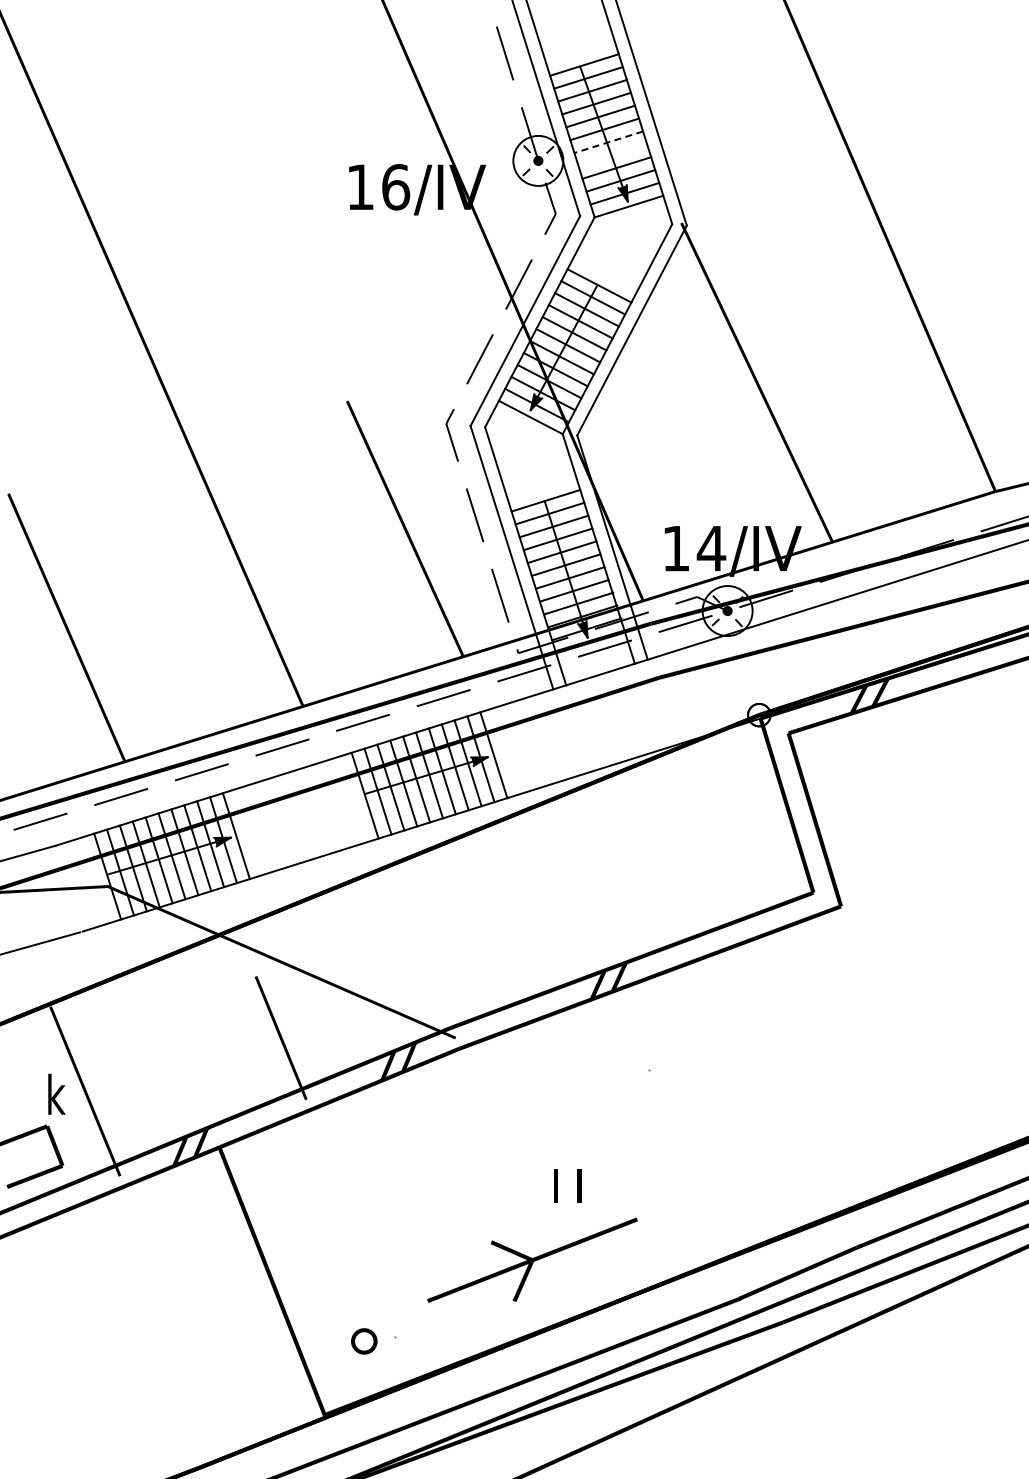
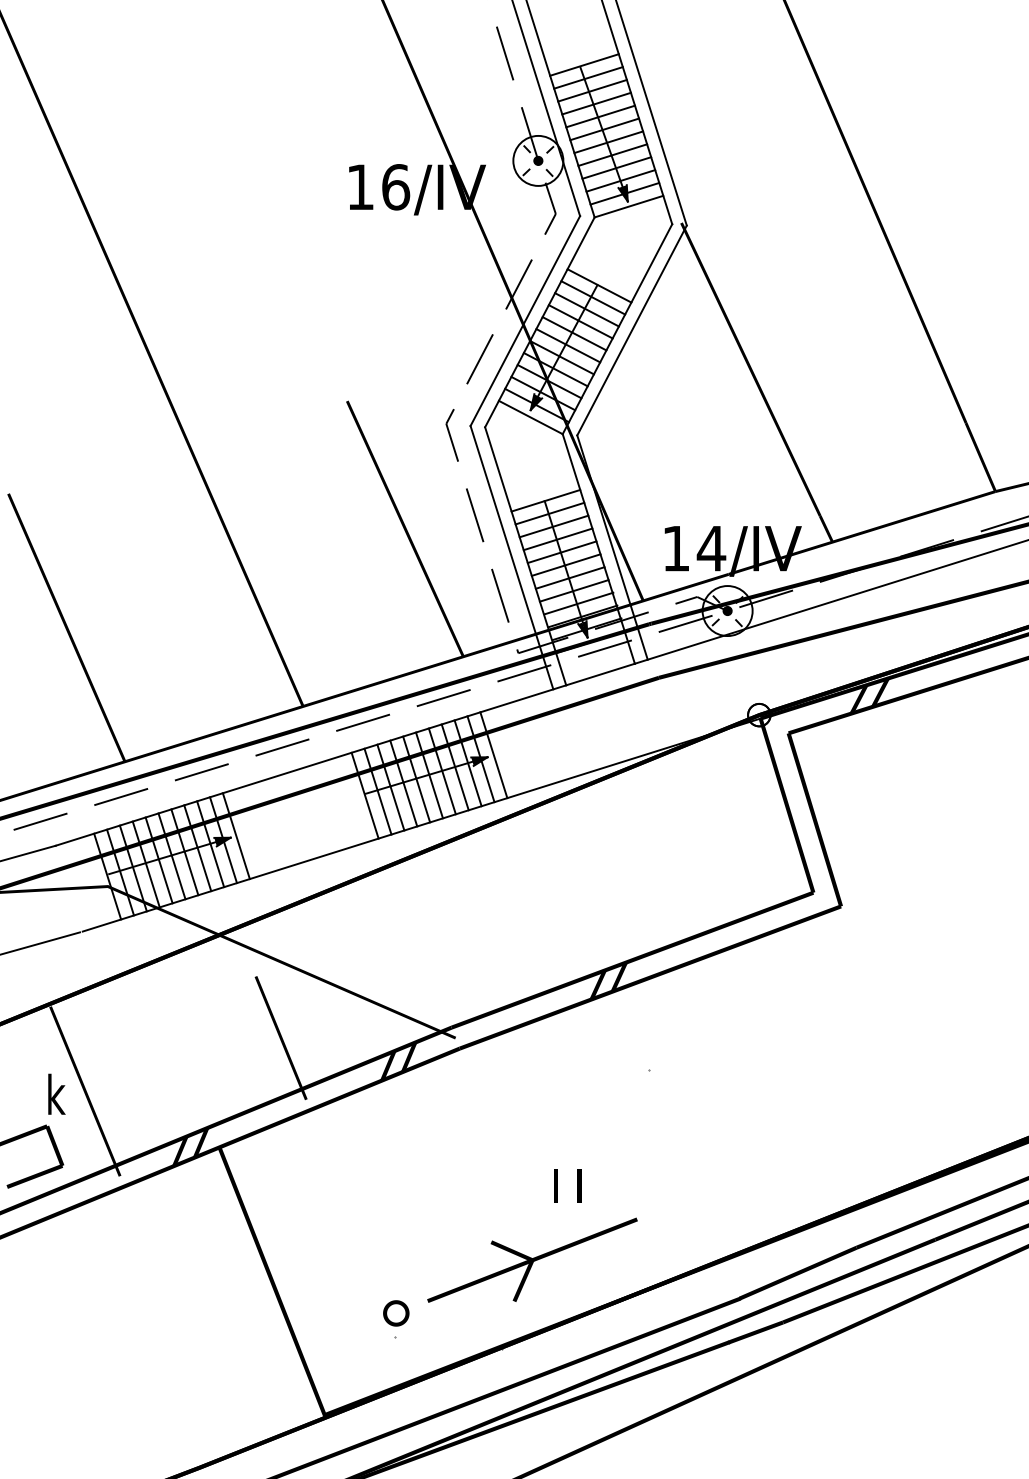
line: dashed -> solid (608, 142)
line: none -> present (612, 154)
part position: (364, 1341) -> (396, 1313) (396, 1313)
